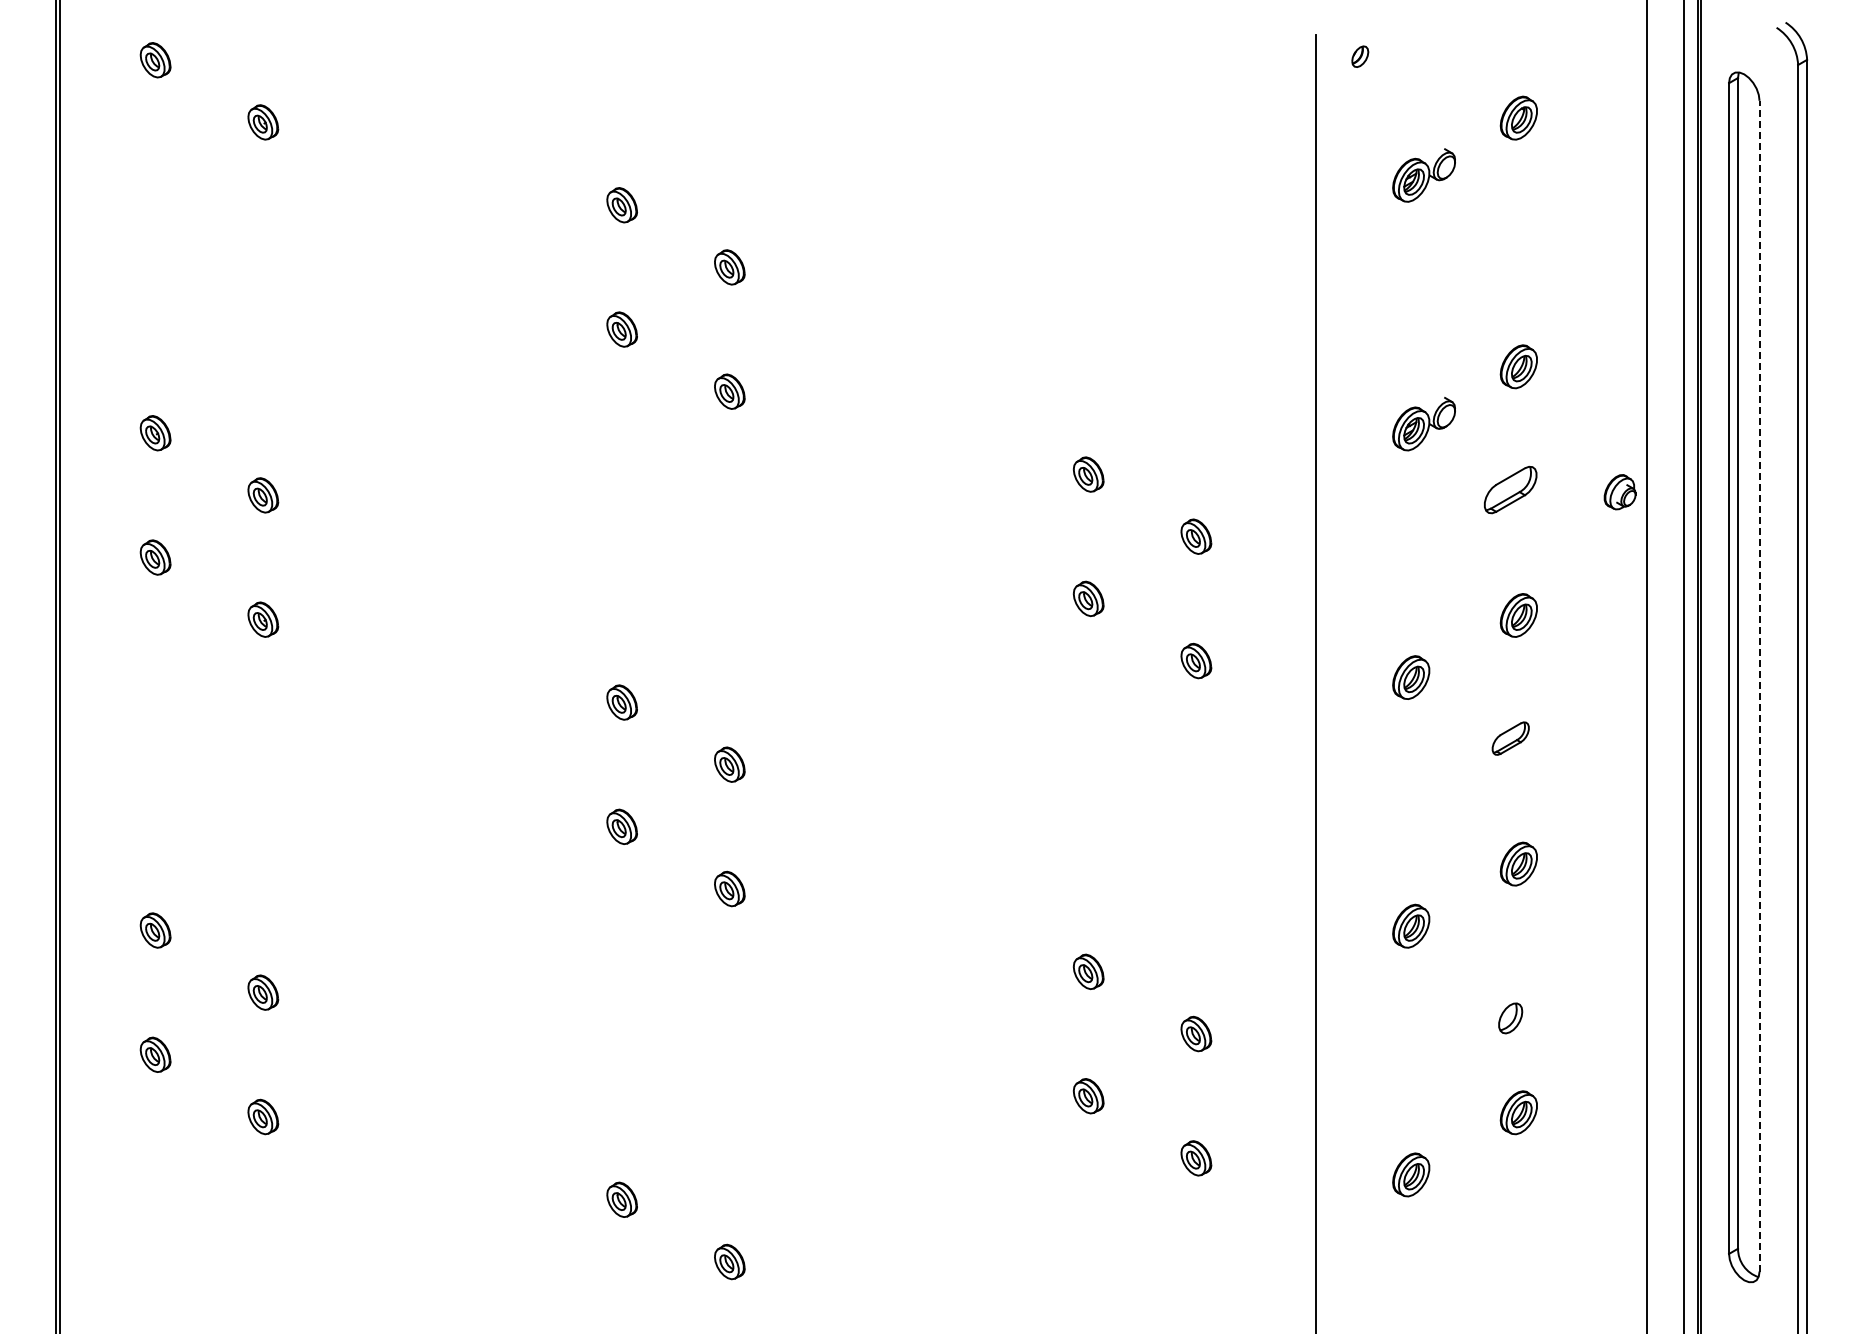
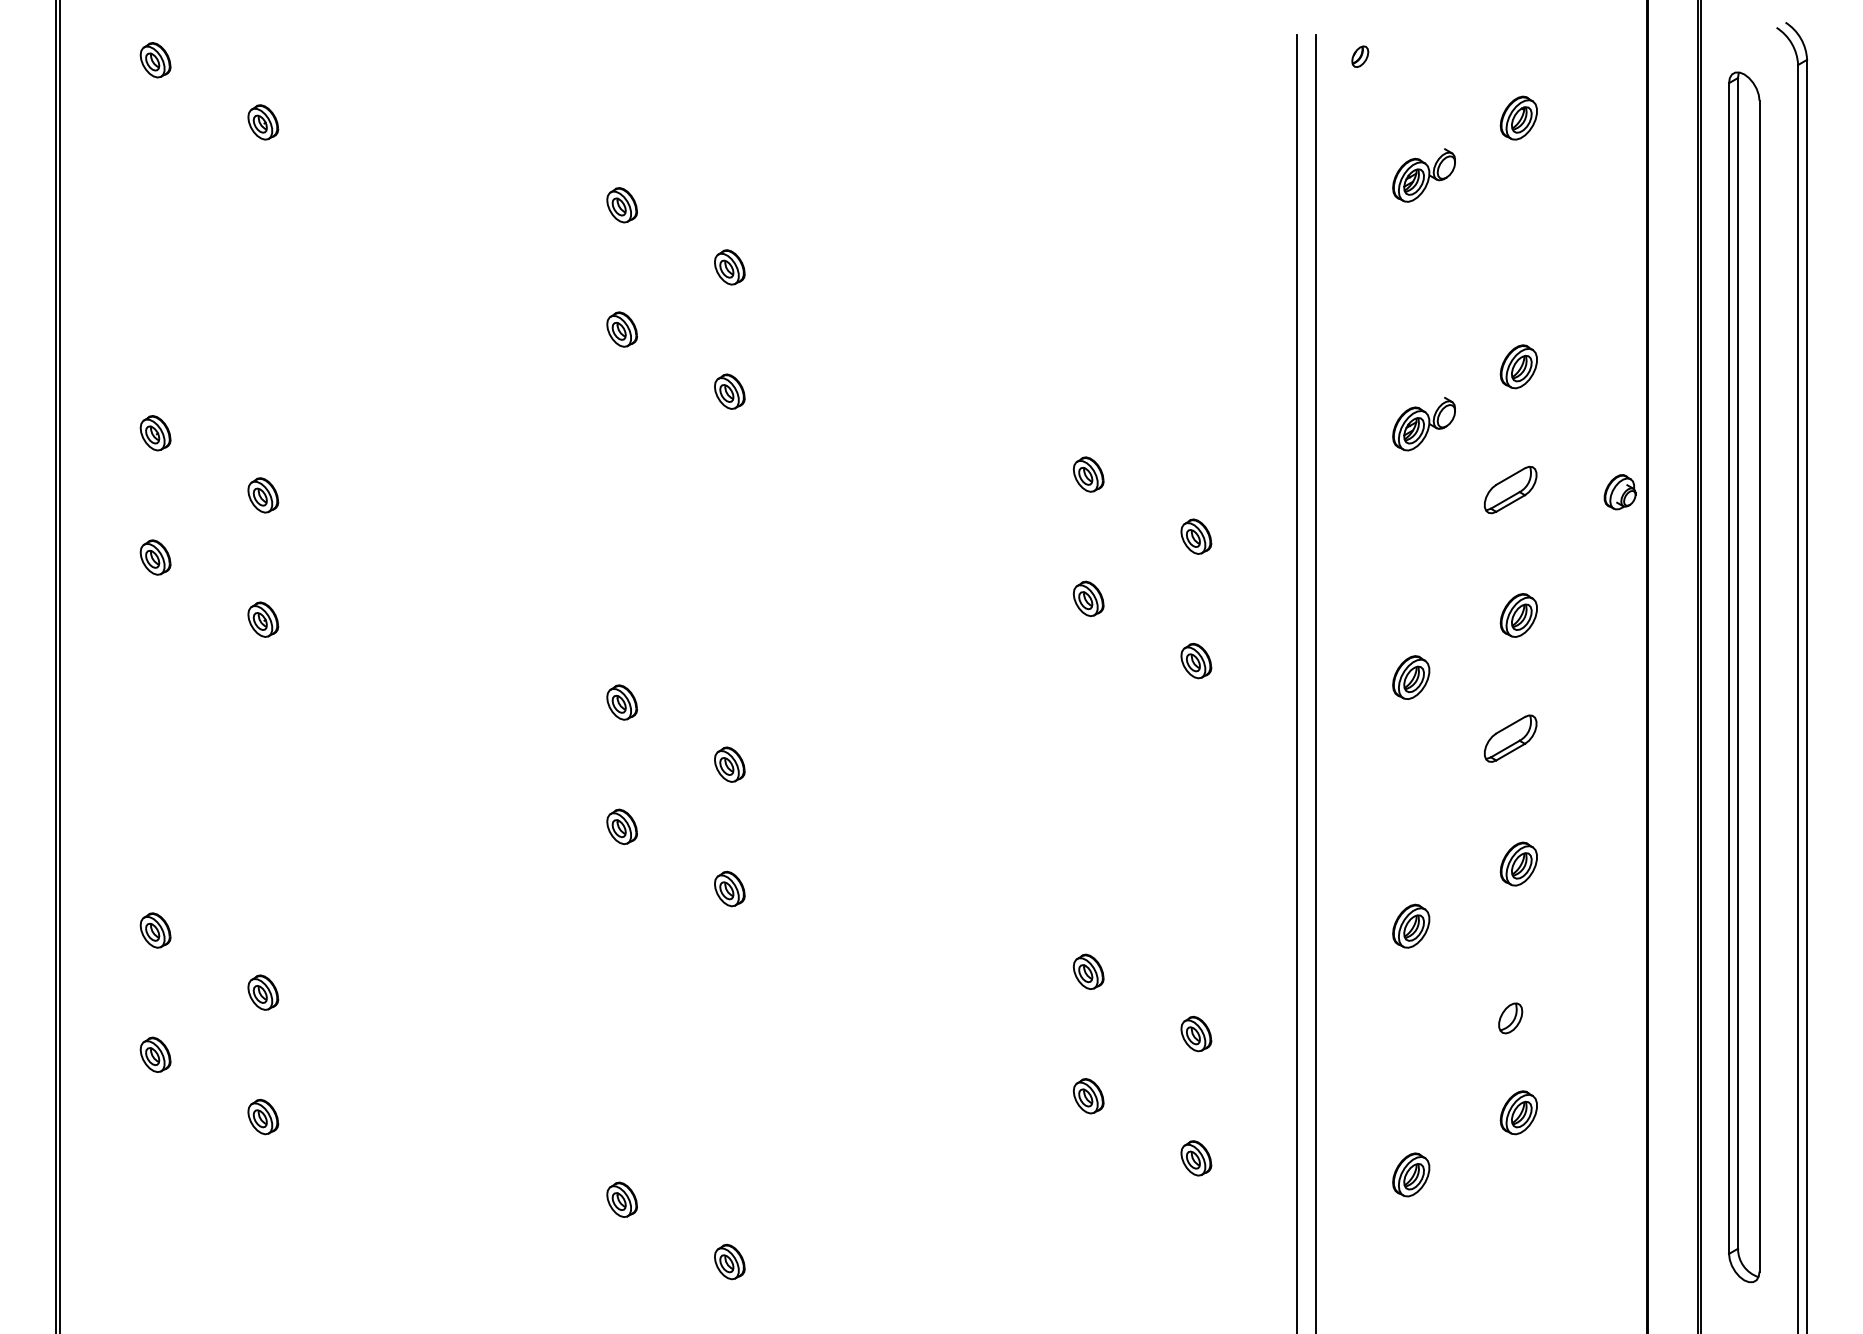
line position: (1683, 666) -> (1647, 666) (1647, 666)
line: none -> present (1297, 682)
line: dashed -> solid (1759, 685)
part size: 39x35 px -> 54x49 px (1510, 738)
